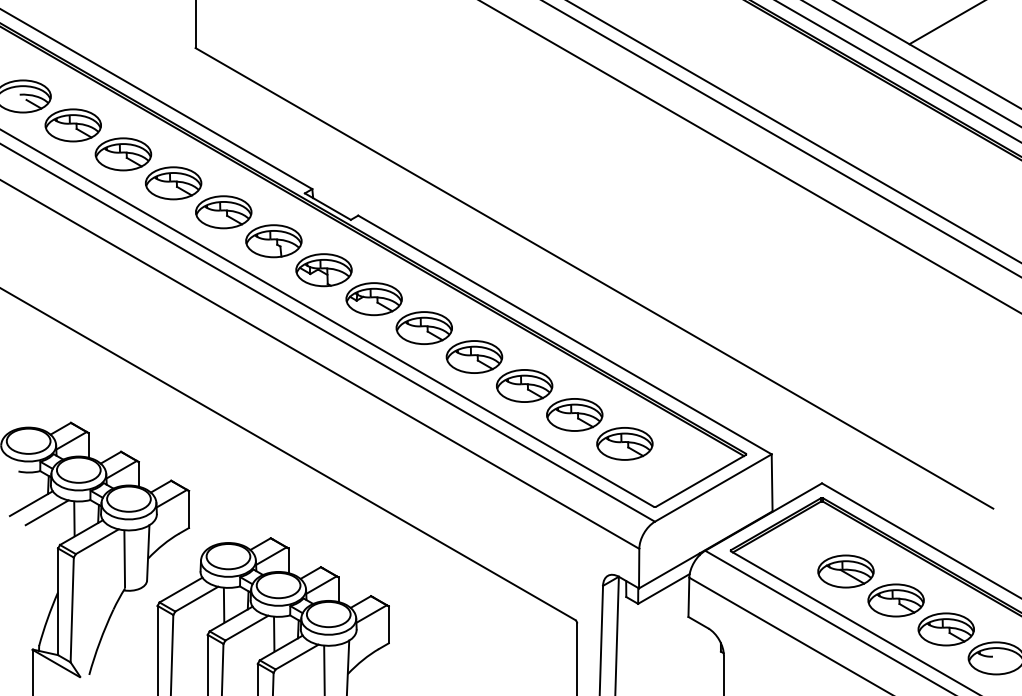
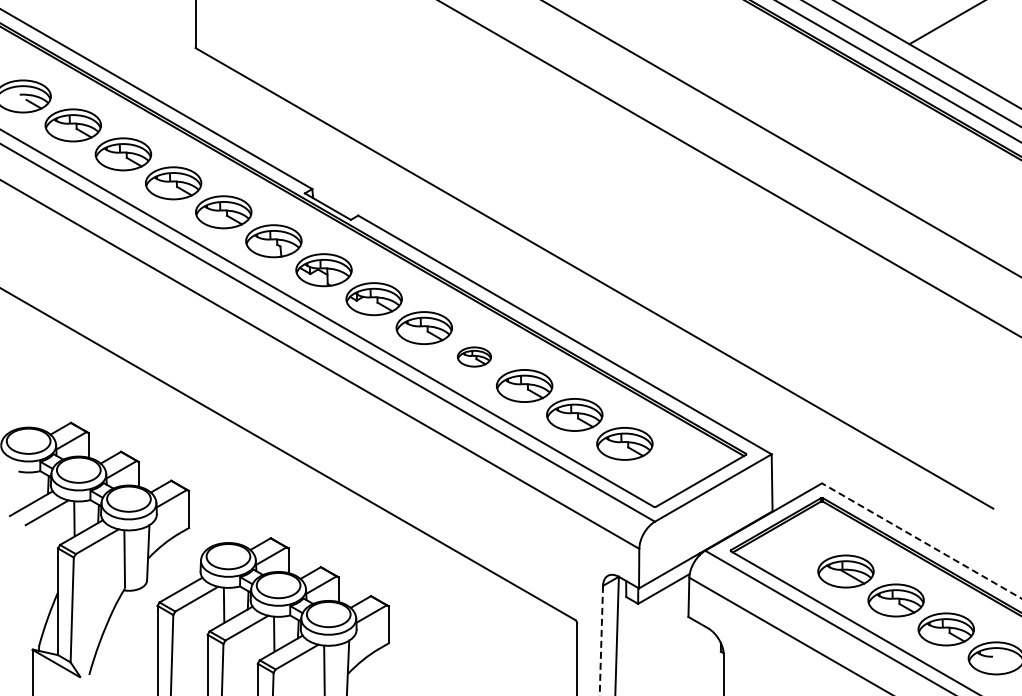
line: present -> none (793, 131)
line position: (750, 156) -> (729, 168) (729, 168)
part size: 59x34 px -> 35x22 px (474, 356)
line: solid -> dashed (921, 540)
line: solid -> dashed (601, 640)
